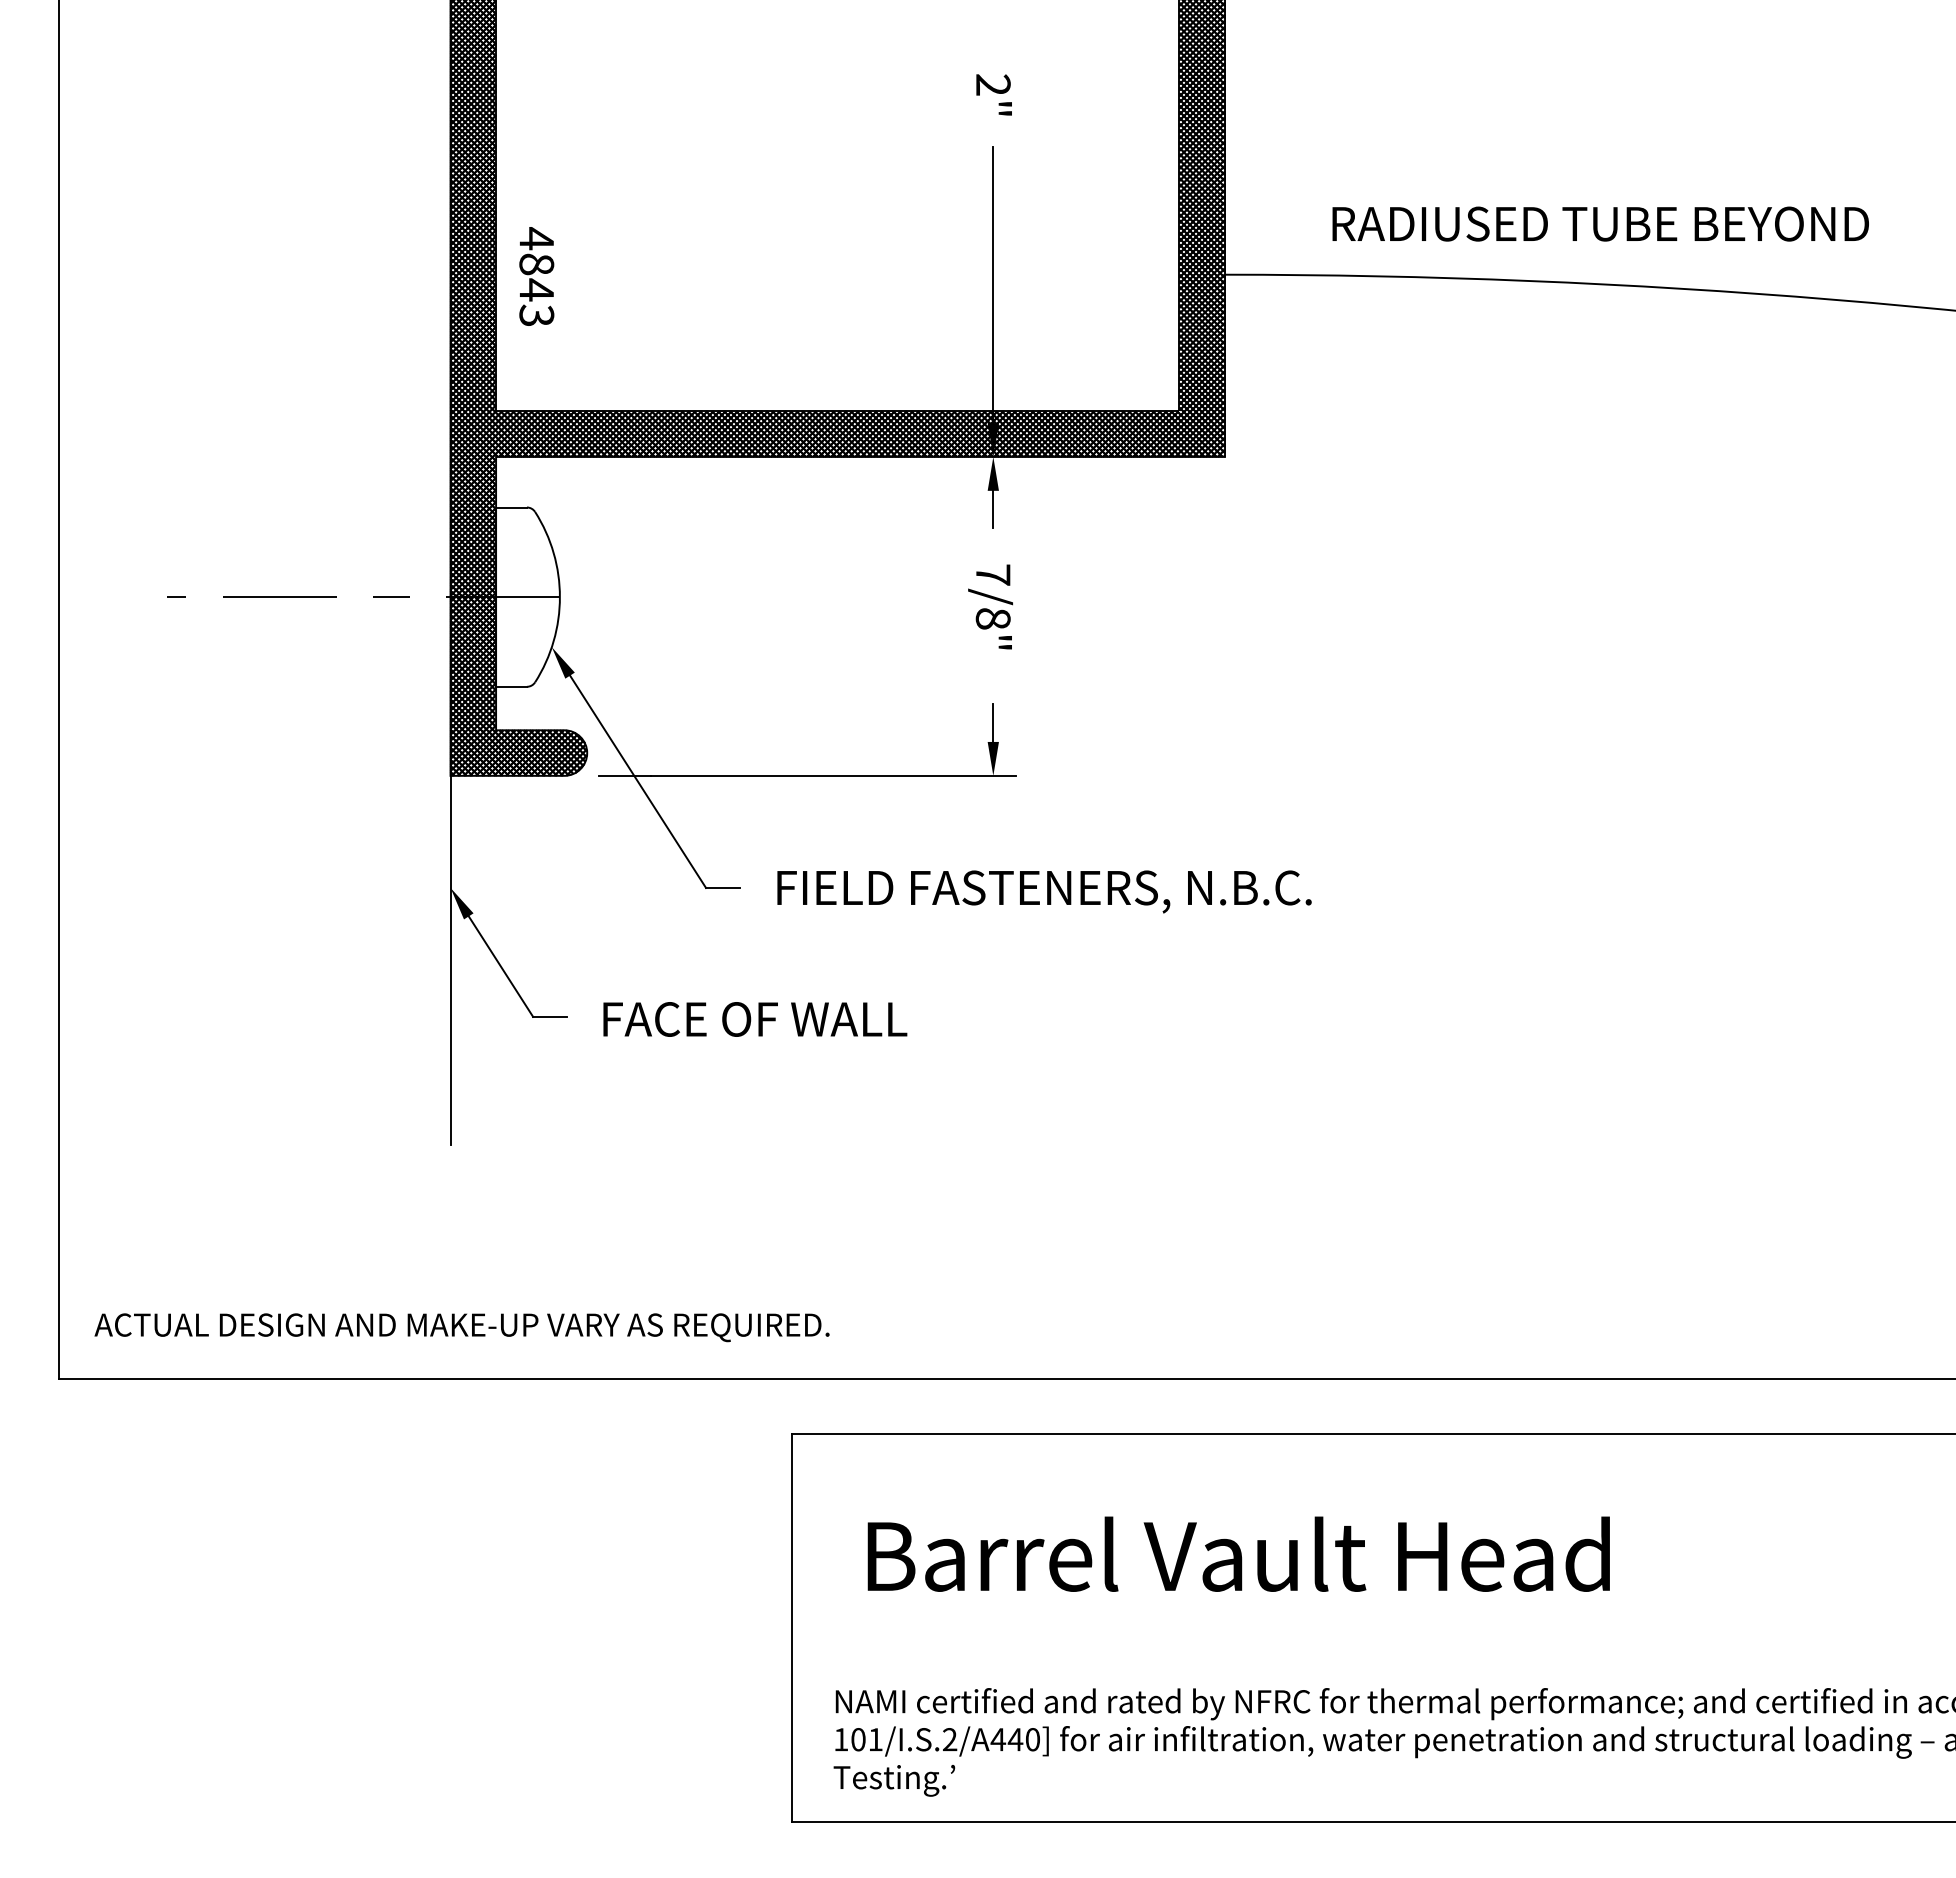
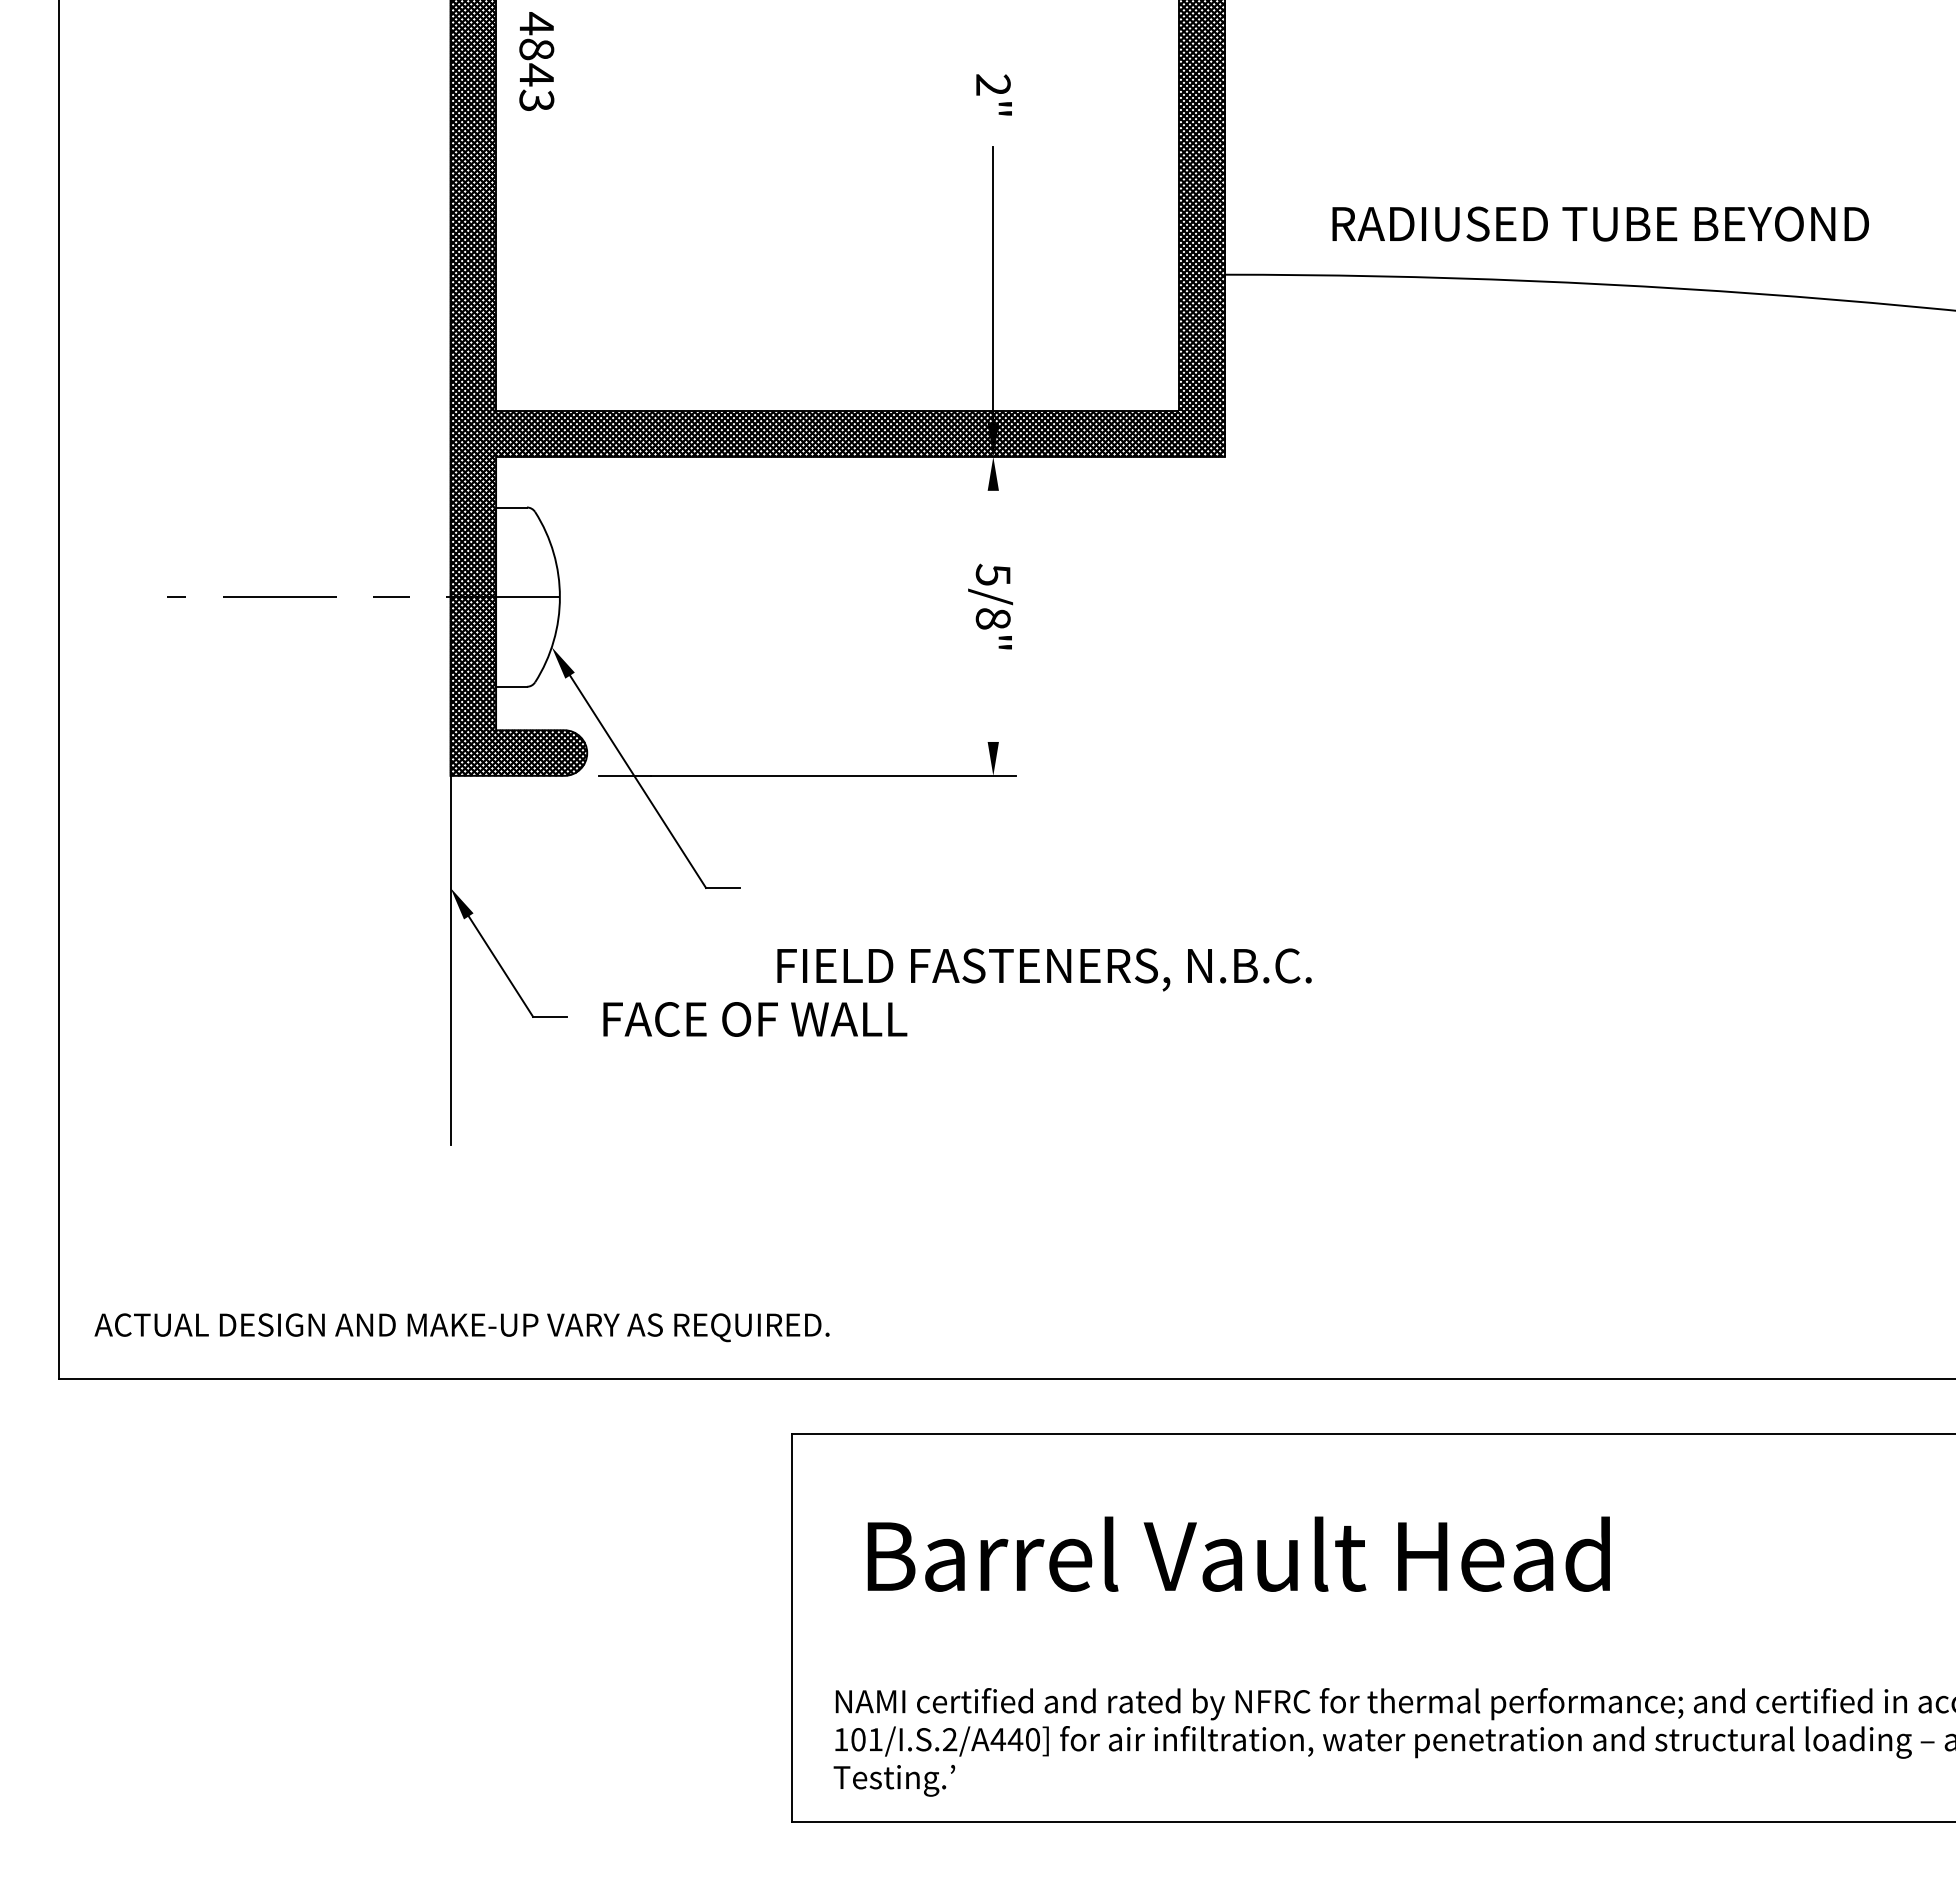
text position: (536, 276) -> (536, 61) (536, 61)
line: present -> none (993, 509)
text: 7/8" -> 5/8" (992, 574)
line: present -> none (993, 722)
text position: (1044, 891) -> (1044, 969) (1044, 969)
